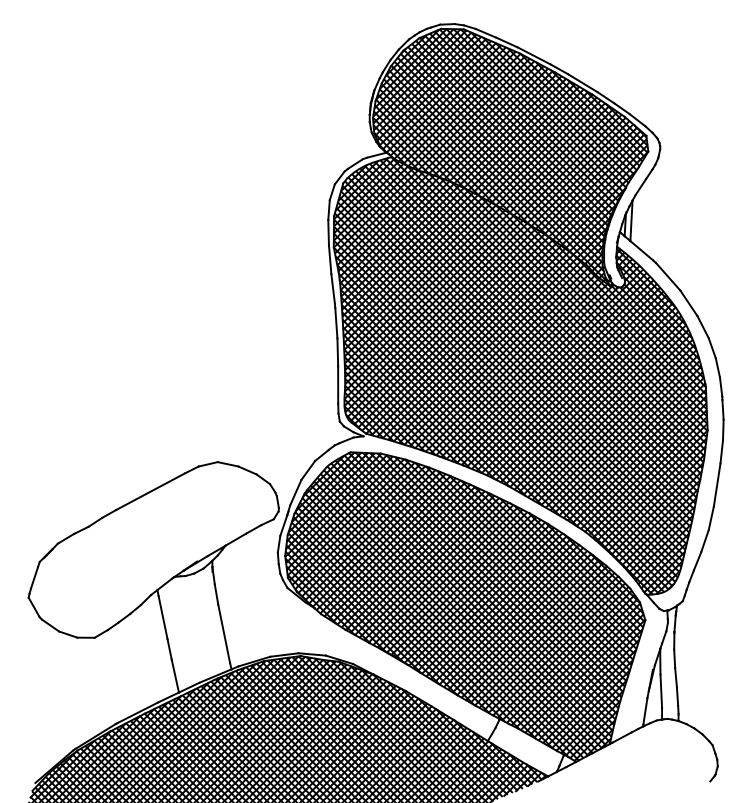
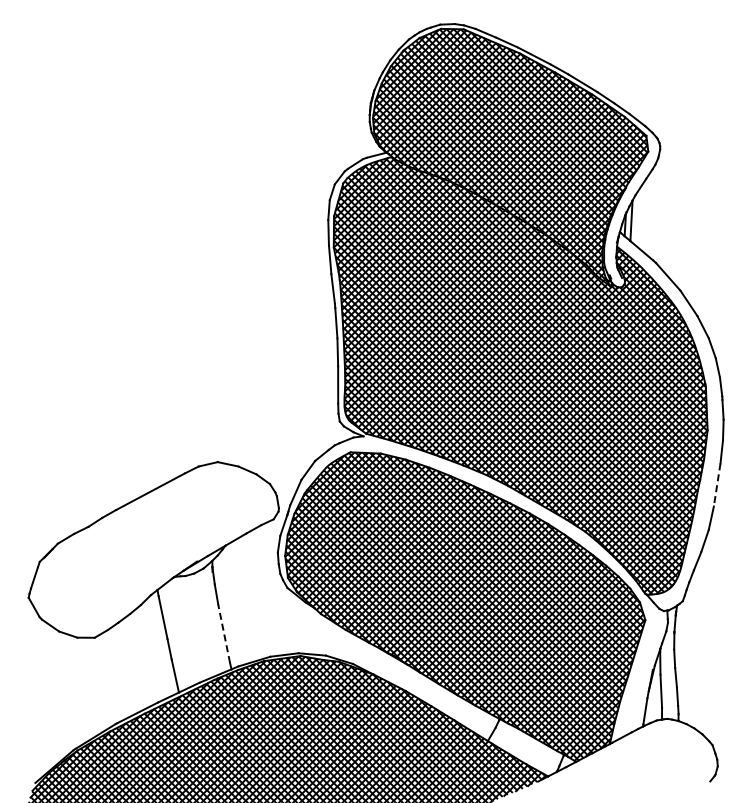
line: solid -> dashed (717, 485)
line: solid -> dashed (224, 633)
